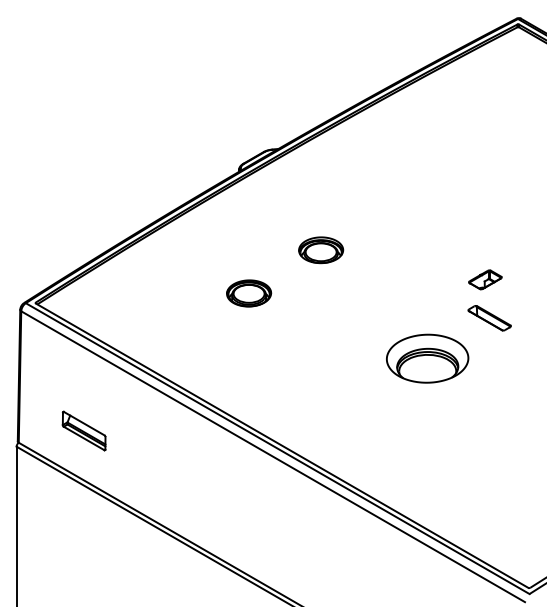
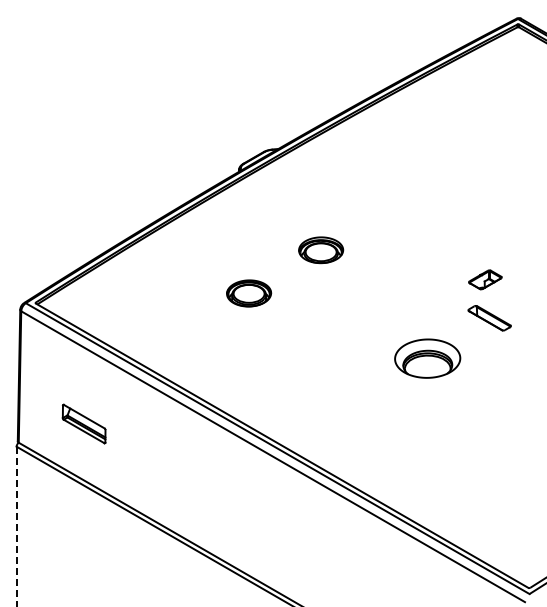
part size: 84x51 px -> 68x41 px (427, 358)
part position: (83, 430) -> (83, 423) (83, 423)
line: solid -> dashed (16, 526)
